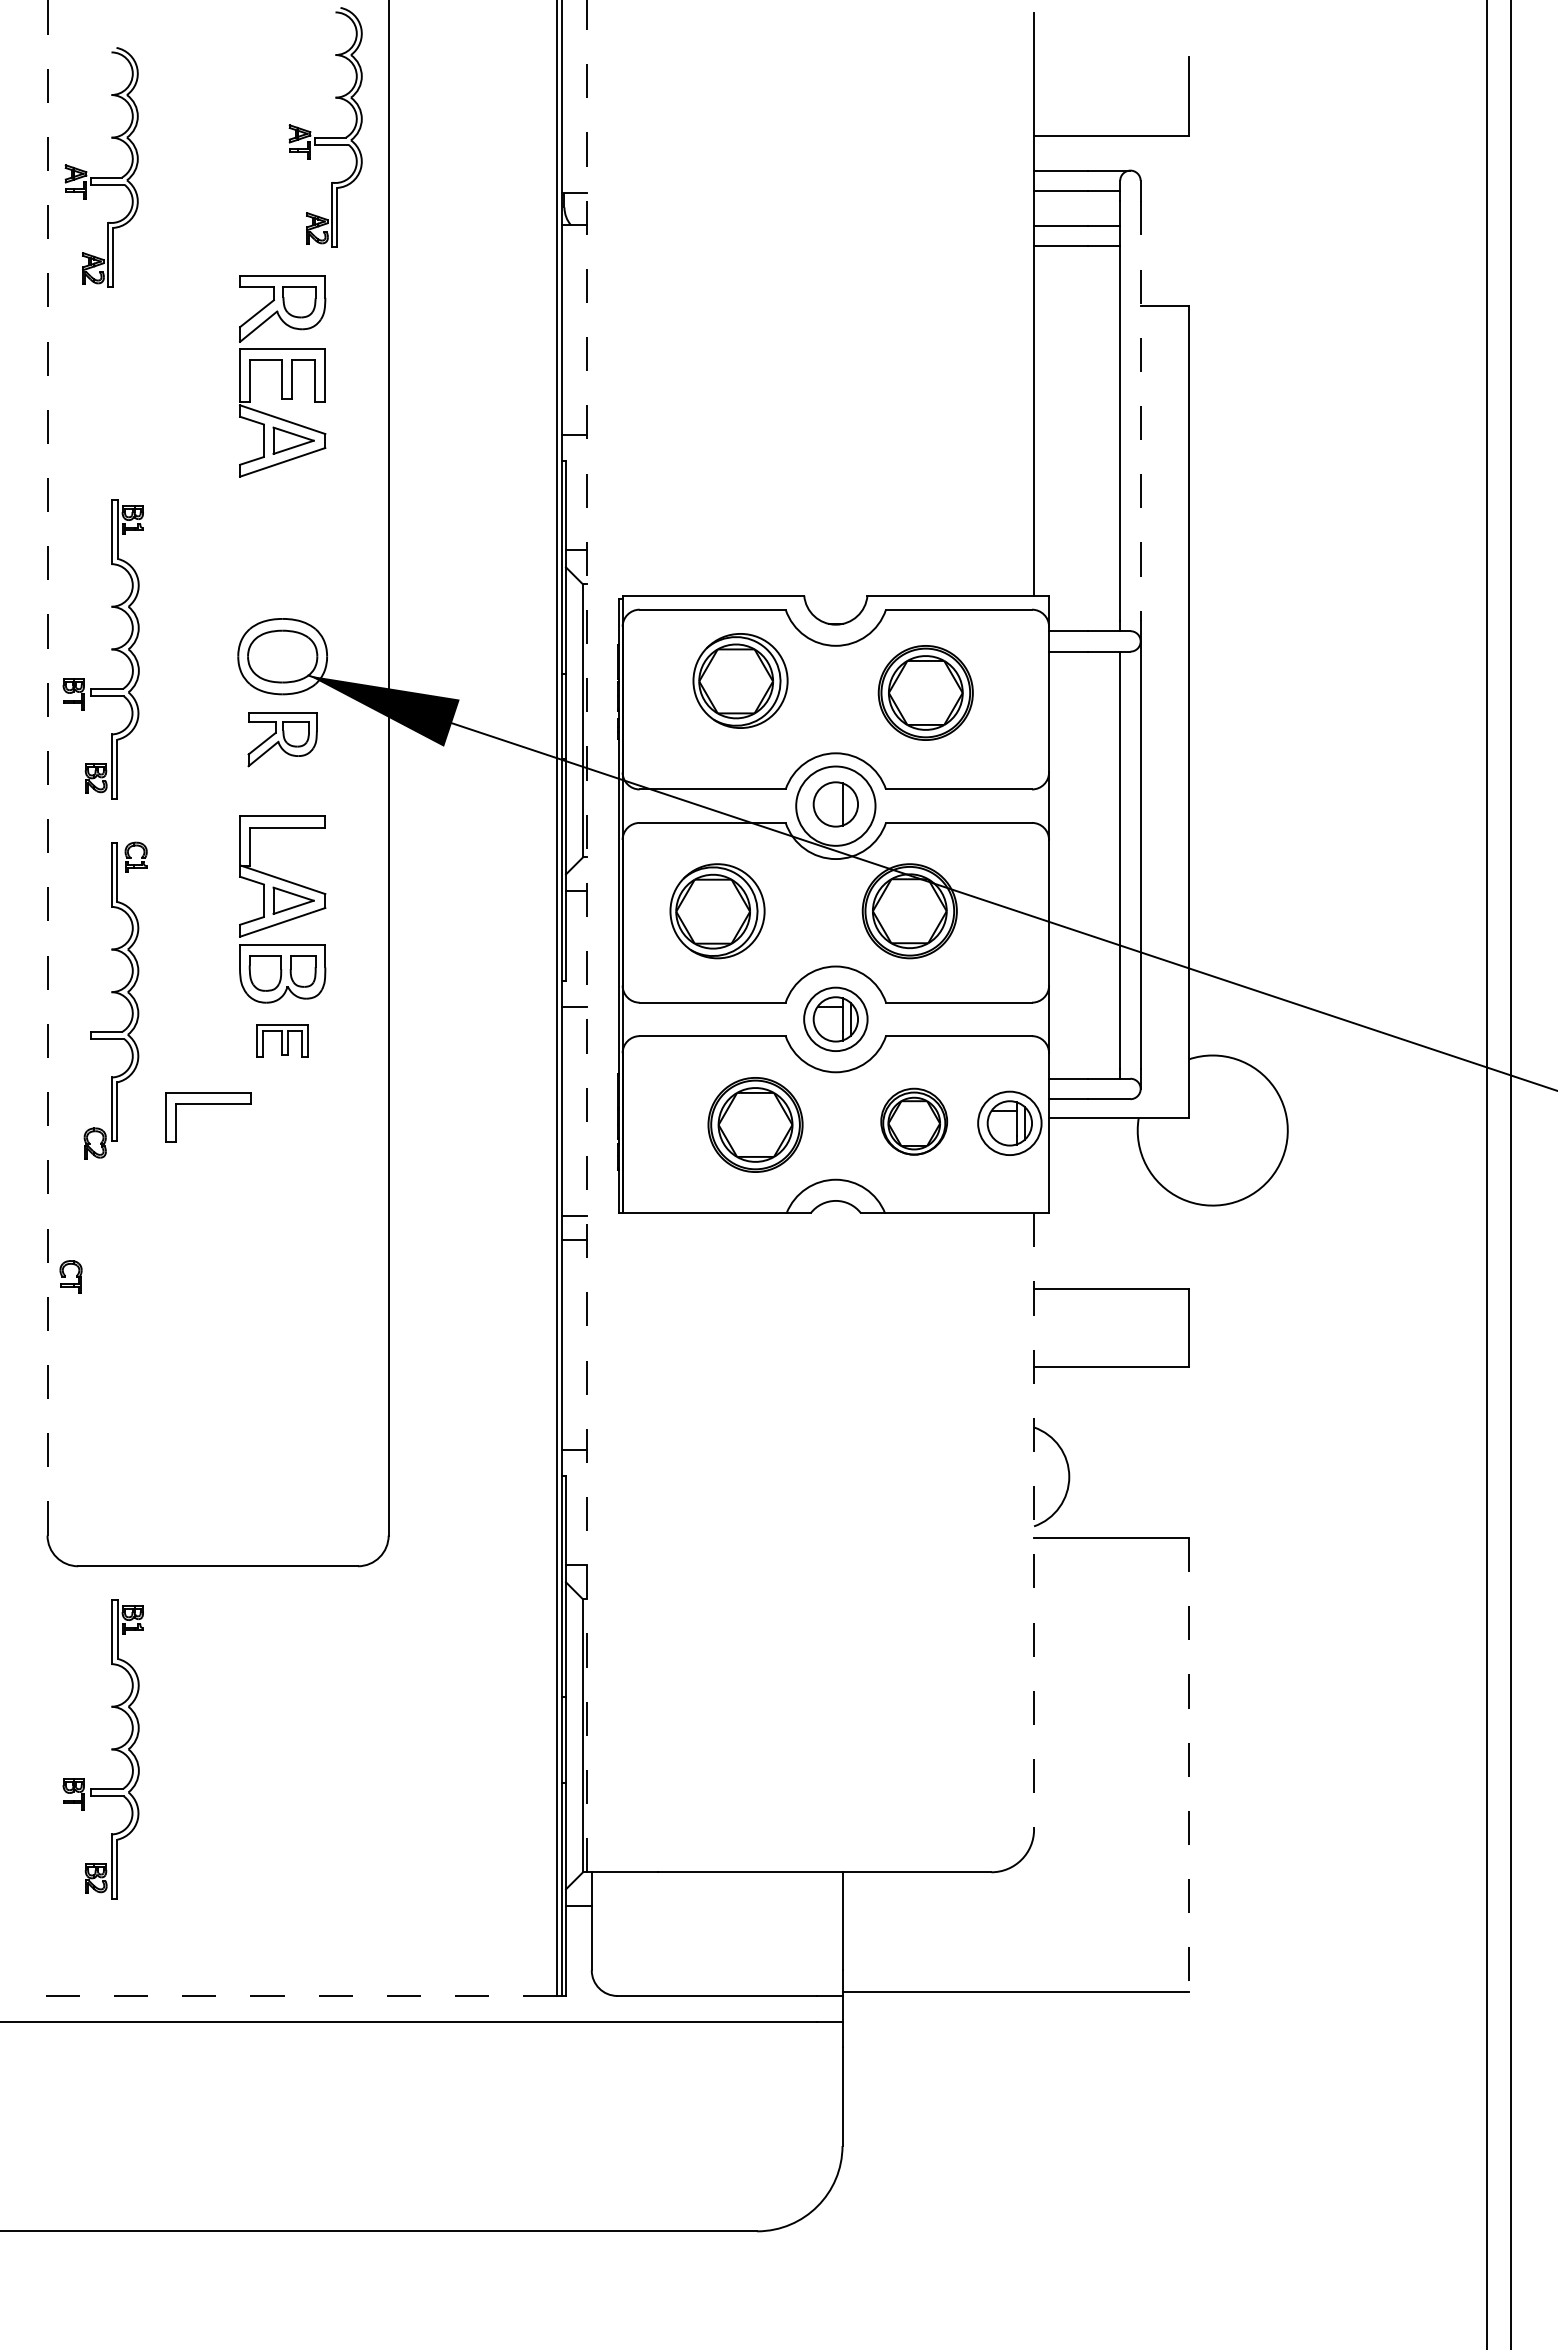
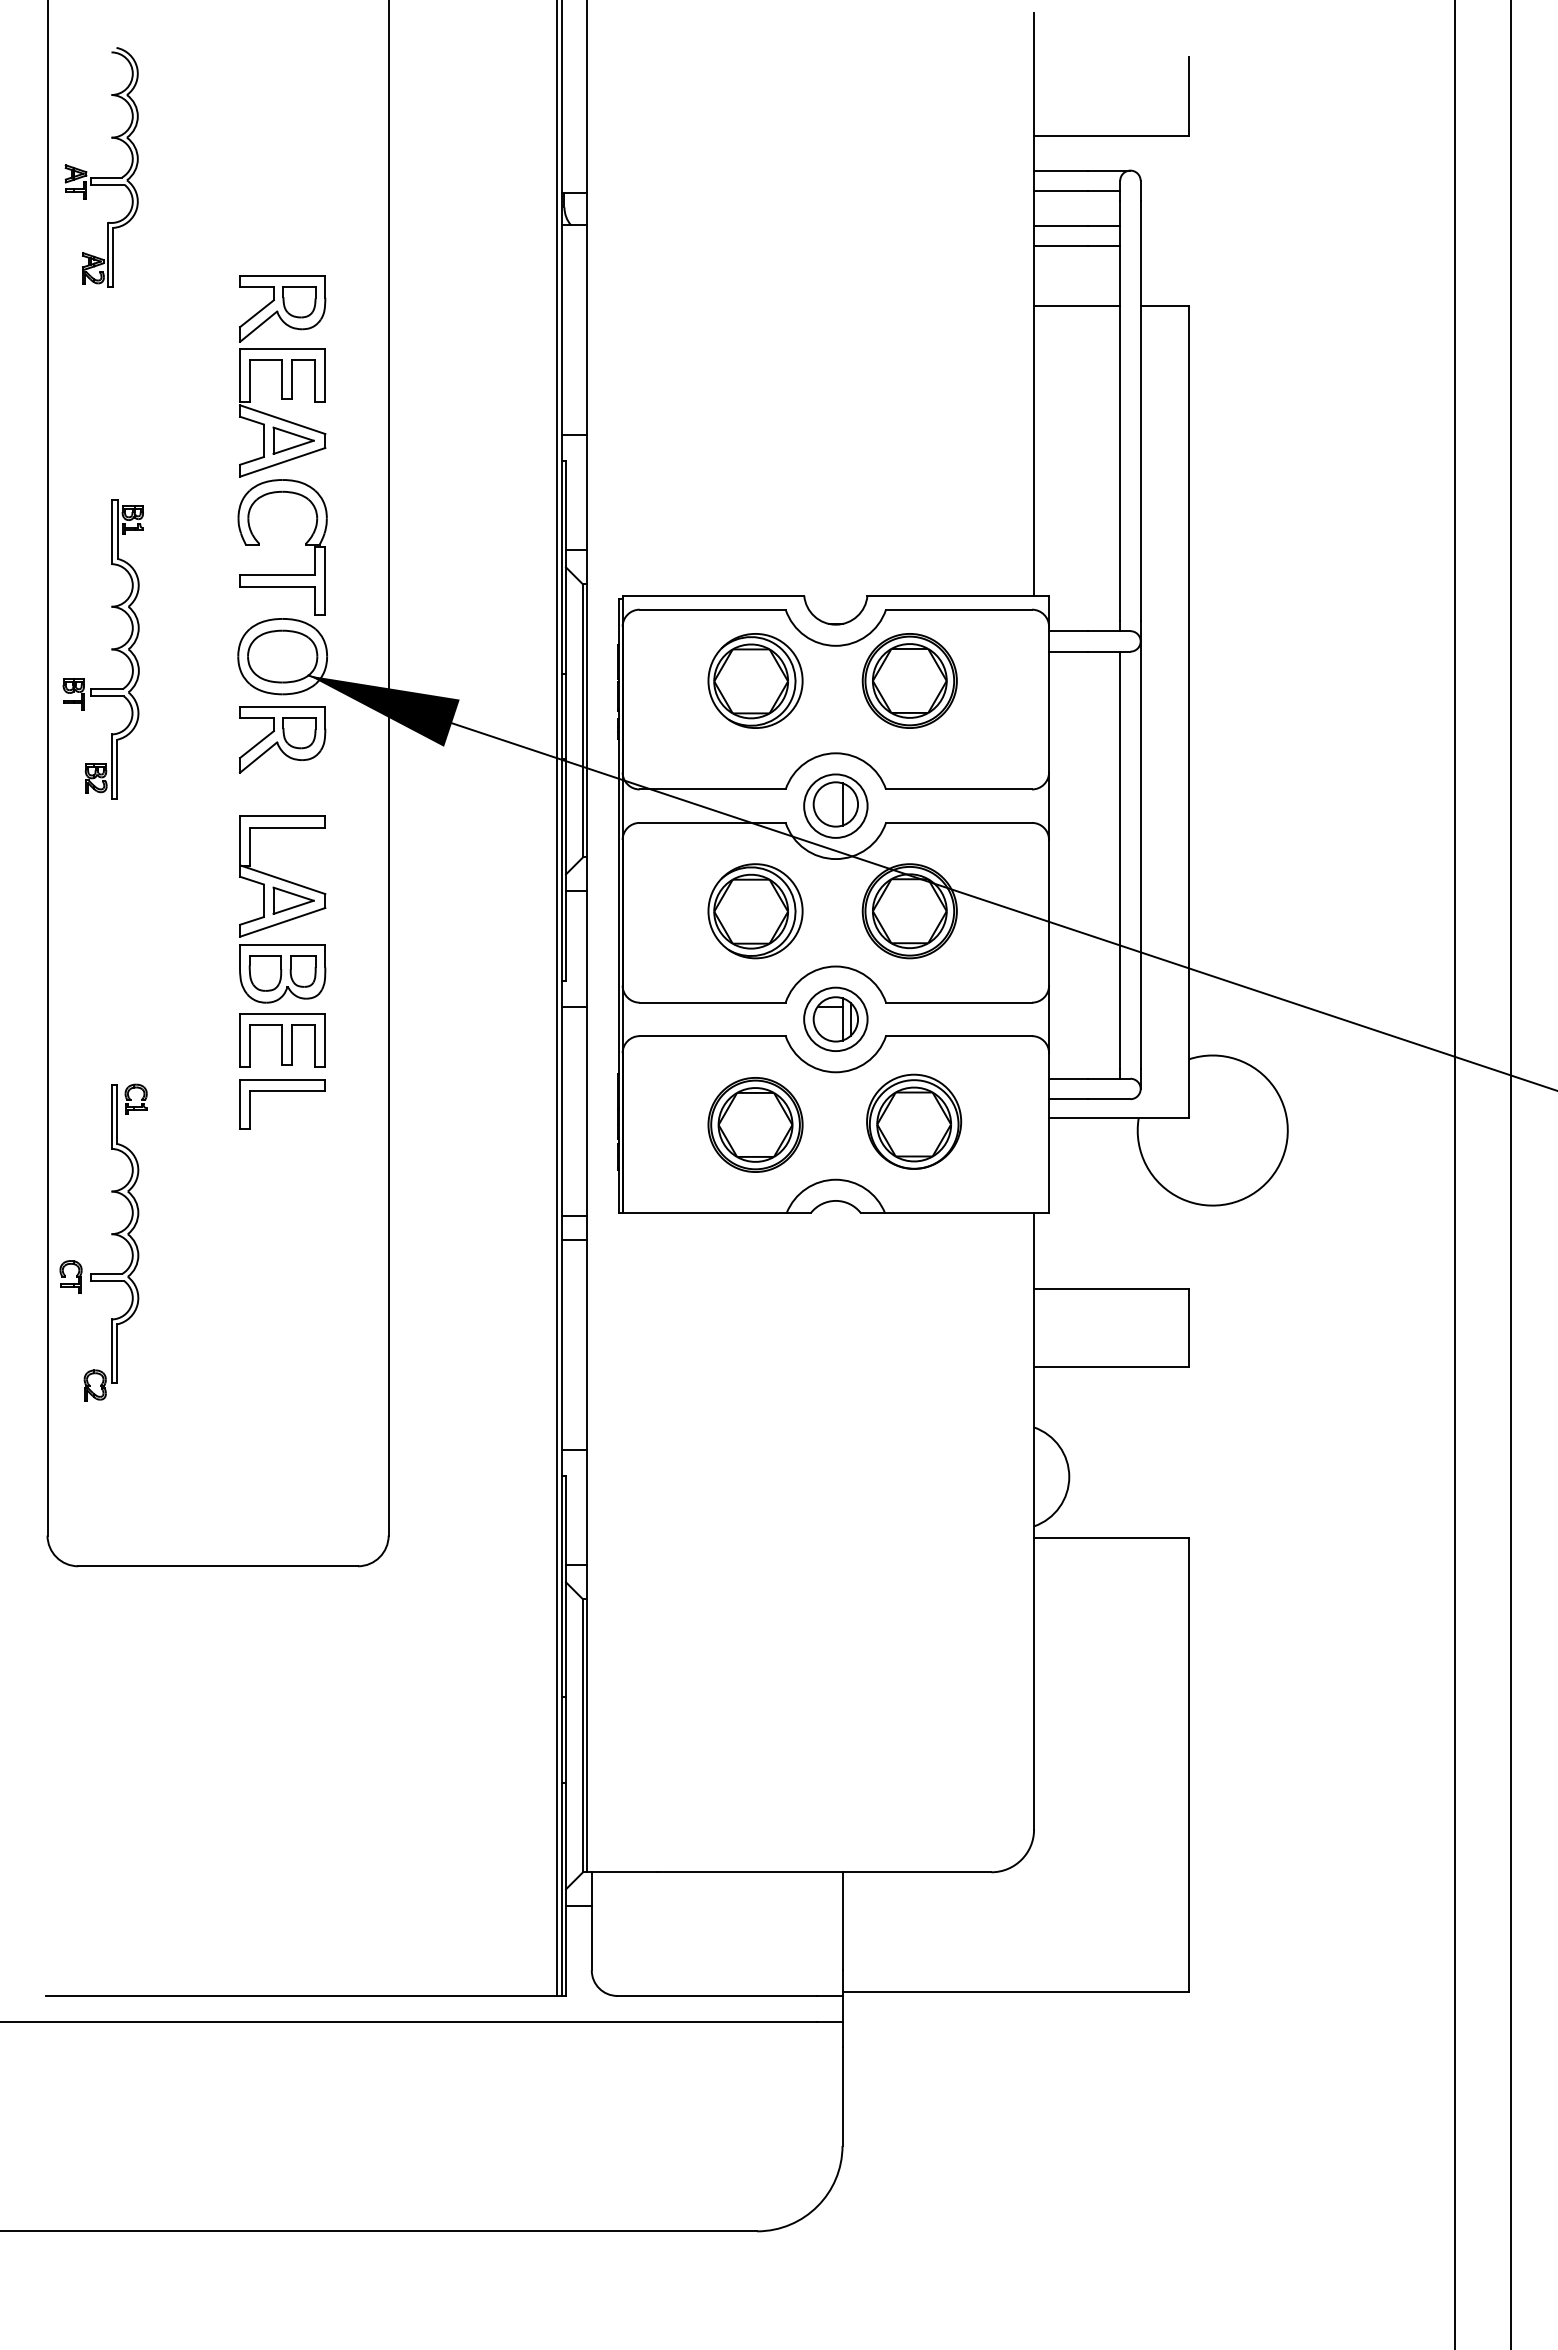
part: present -> none (325, 137)
line: none -> present (1077, 306)
line: dashed -> solid (1140, 411)
part: none -> present (259, 545)
part position: (740, 680) -> (755, 680) (755, 680)
part position: (925, 692) -> (909, 680) (909, 680)
part size: 71x56 px -> 88x68 px (282, 739)
line: dashed -> solid (47, 767)
circle diameter: 79 px -> 63 px (835, 805)
part position: (717, 911) -> (755, 911) (755, 911)
line: dashed -> solid (587, 935)
part position: (118, 994) -> (118, 1236) (118, 1236)
part size: 53x34 px -> 87x55 px (282, 1040)
part position: (208, 1104) -> (282, 1091) (282, 1091)
part size: 69x69 px -> 97x97 px (914, 1121)
part: present -> none (1009, 1122)
line position: (1487, 1174) -> (1455, 1174) (1455, 1174)
line: dashed -> solid (1034, 1521)
part: present -> none (111, 1749)
line: dashed -> solid (1188, 1764)
line: dashed -> solid (301, 1995)
